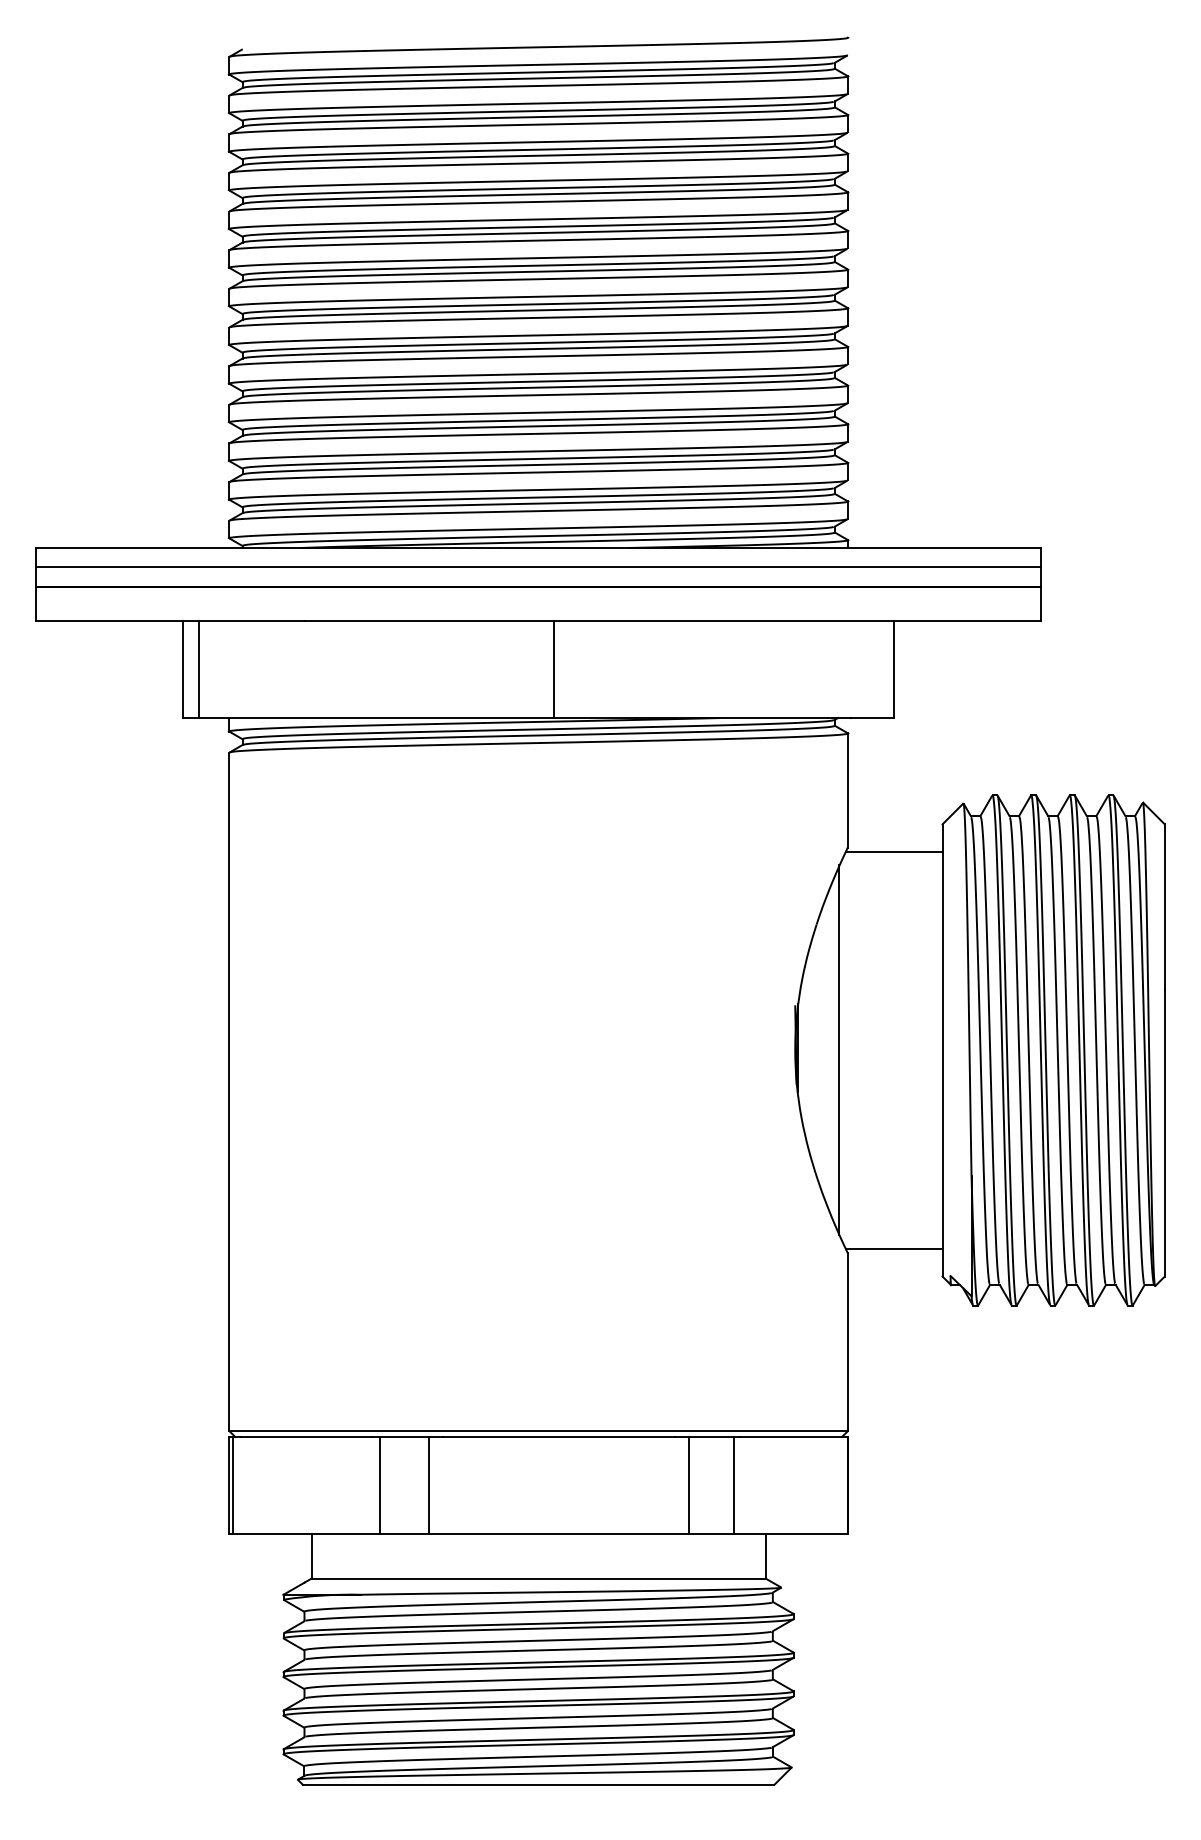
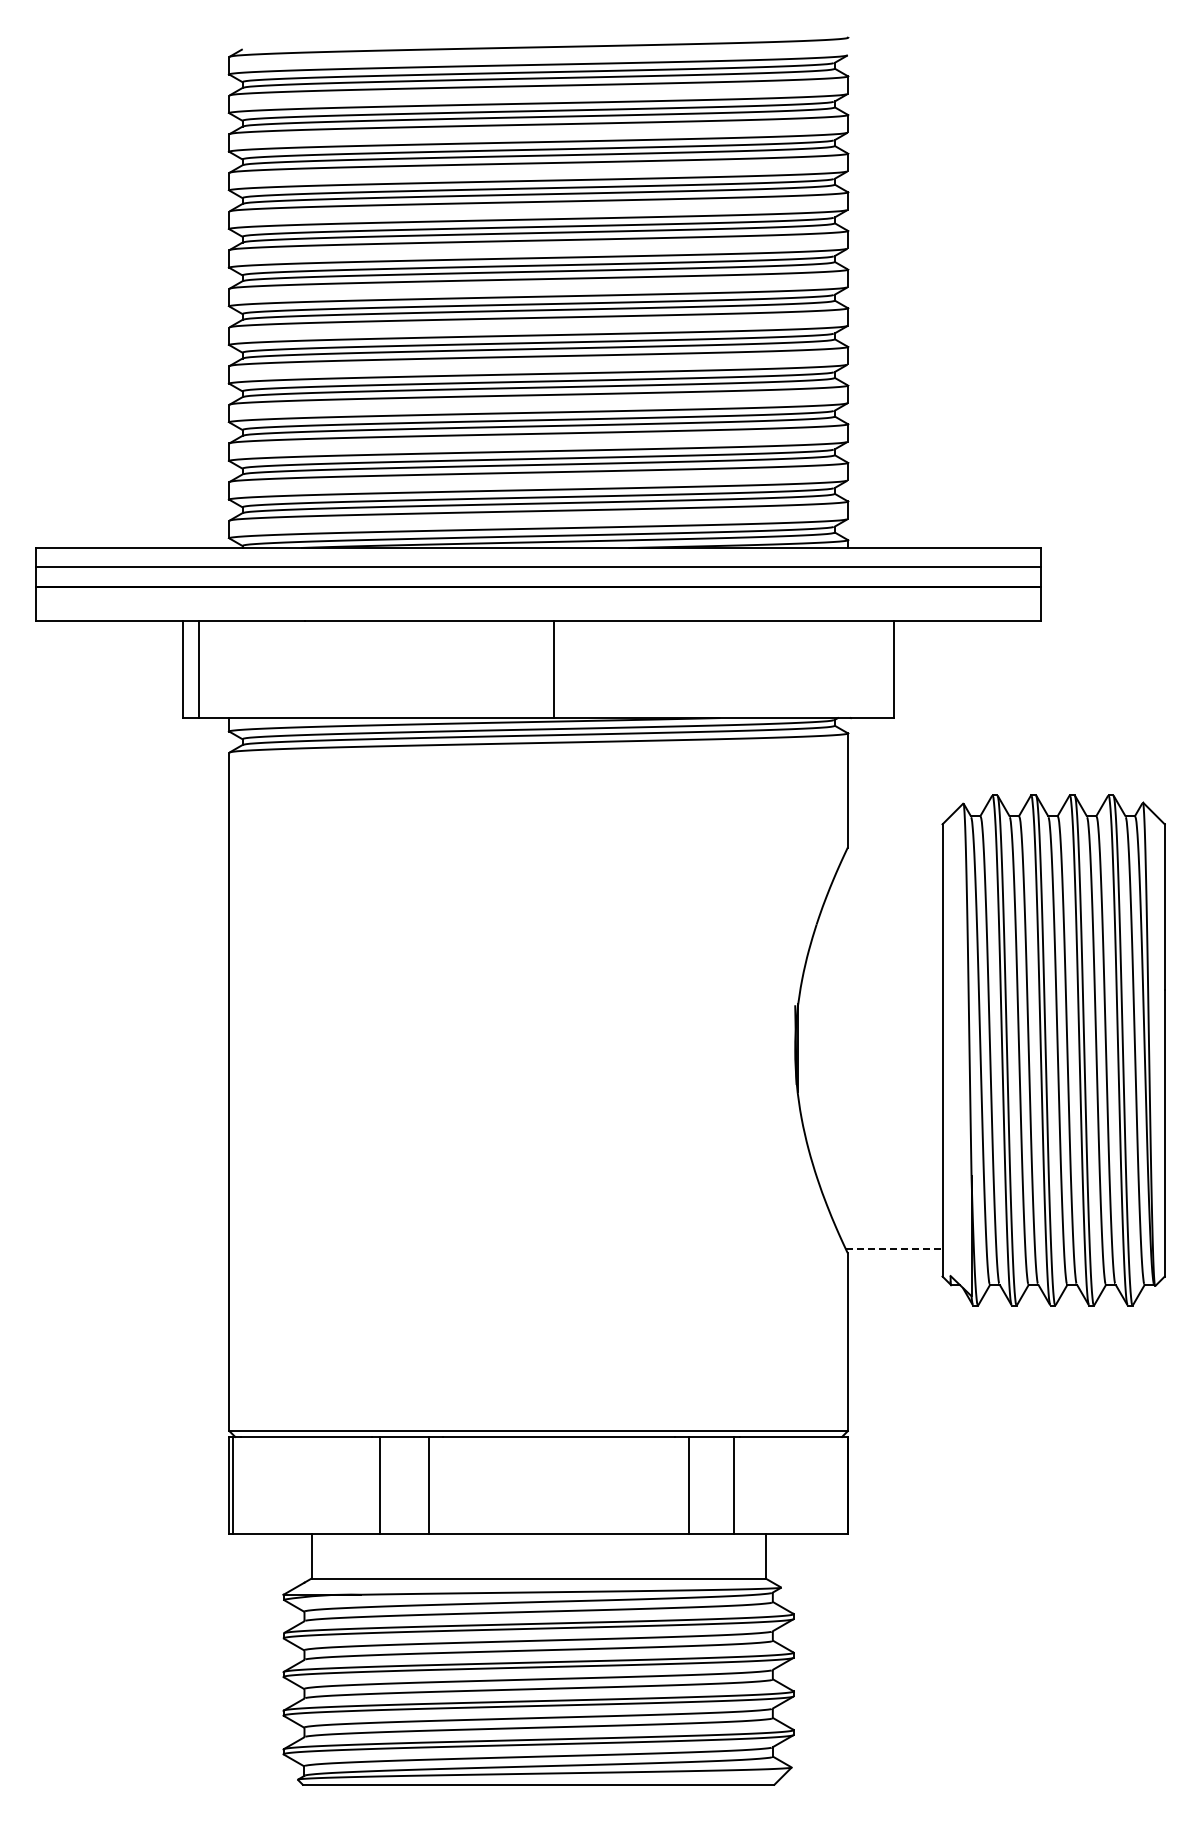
line: present -> none (893, 852)
line: present -> none (839, 1050)
line: solid -> dashed (894, 1248)
